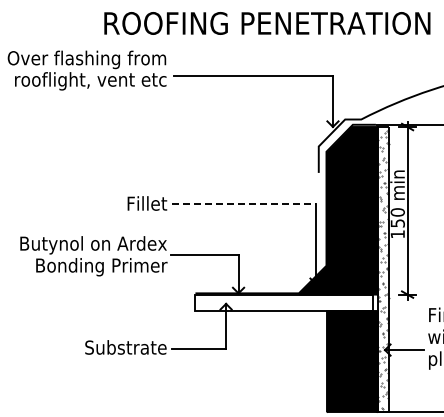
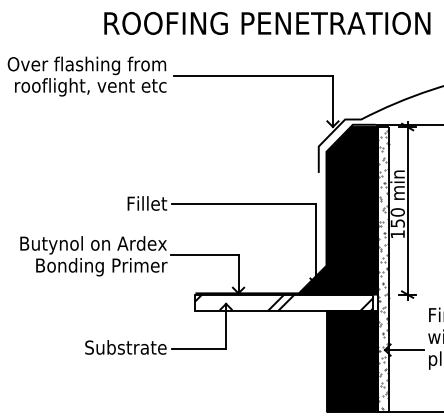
text position: (86, 70) -> (86, 76) (86, 76)
line: dashed -> solid (244, 203)
hatch: none -> present (284, 302)
